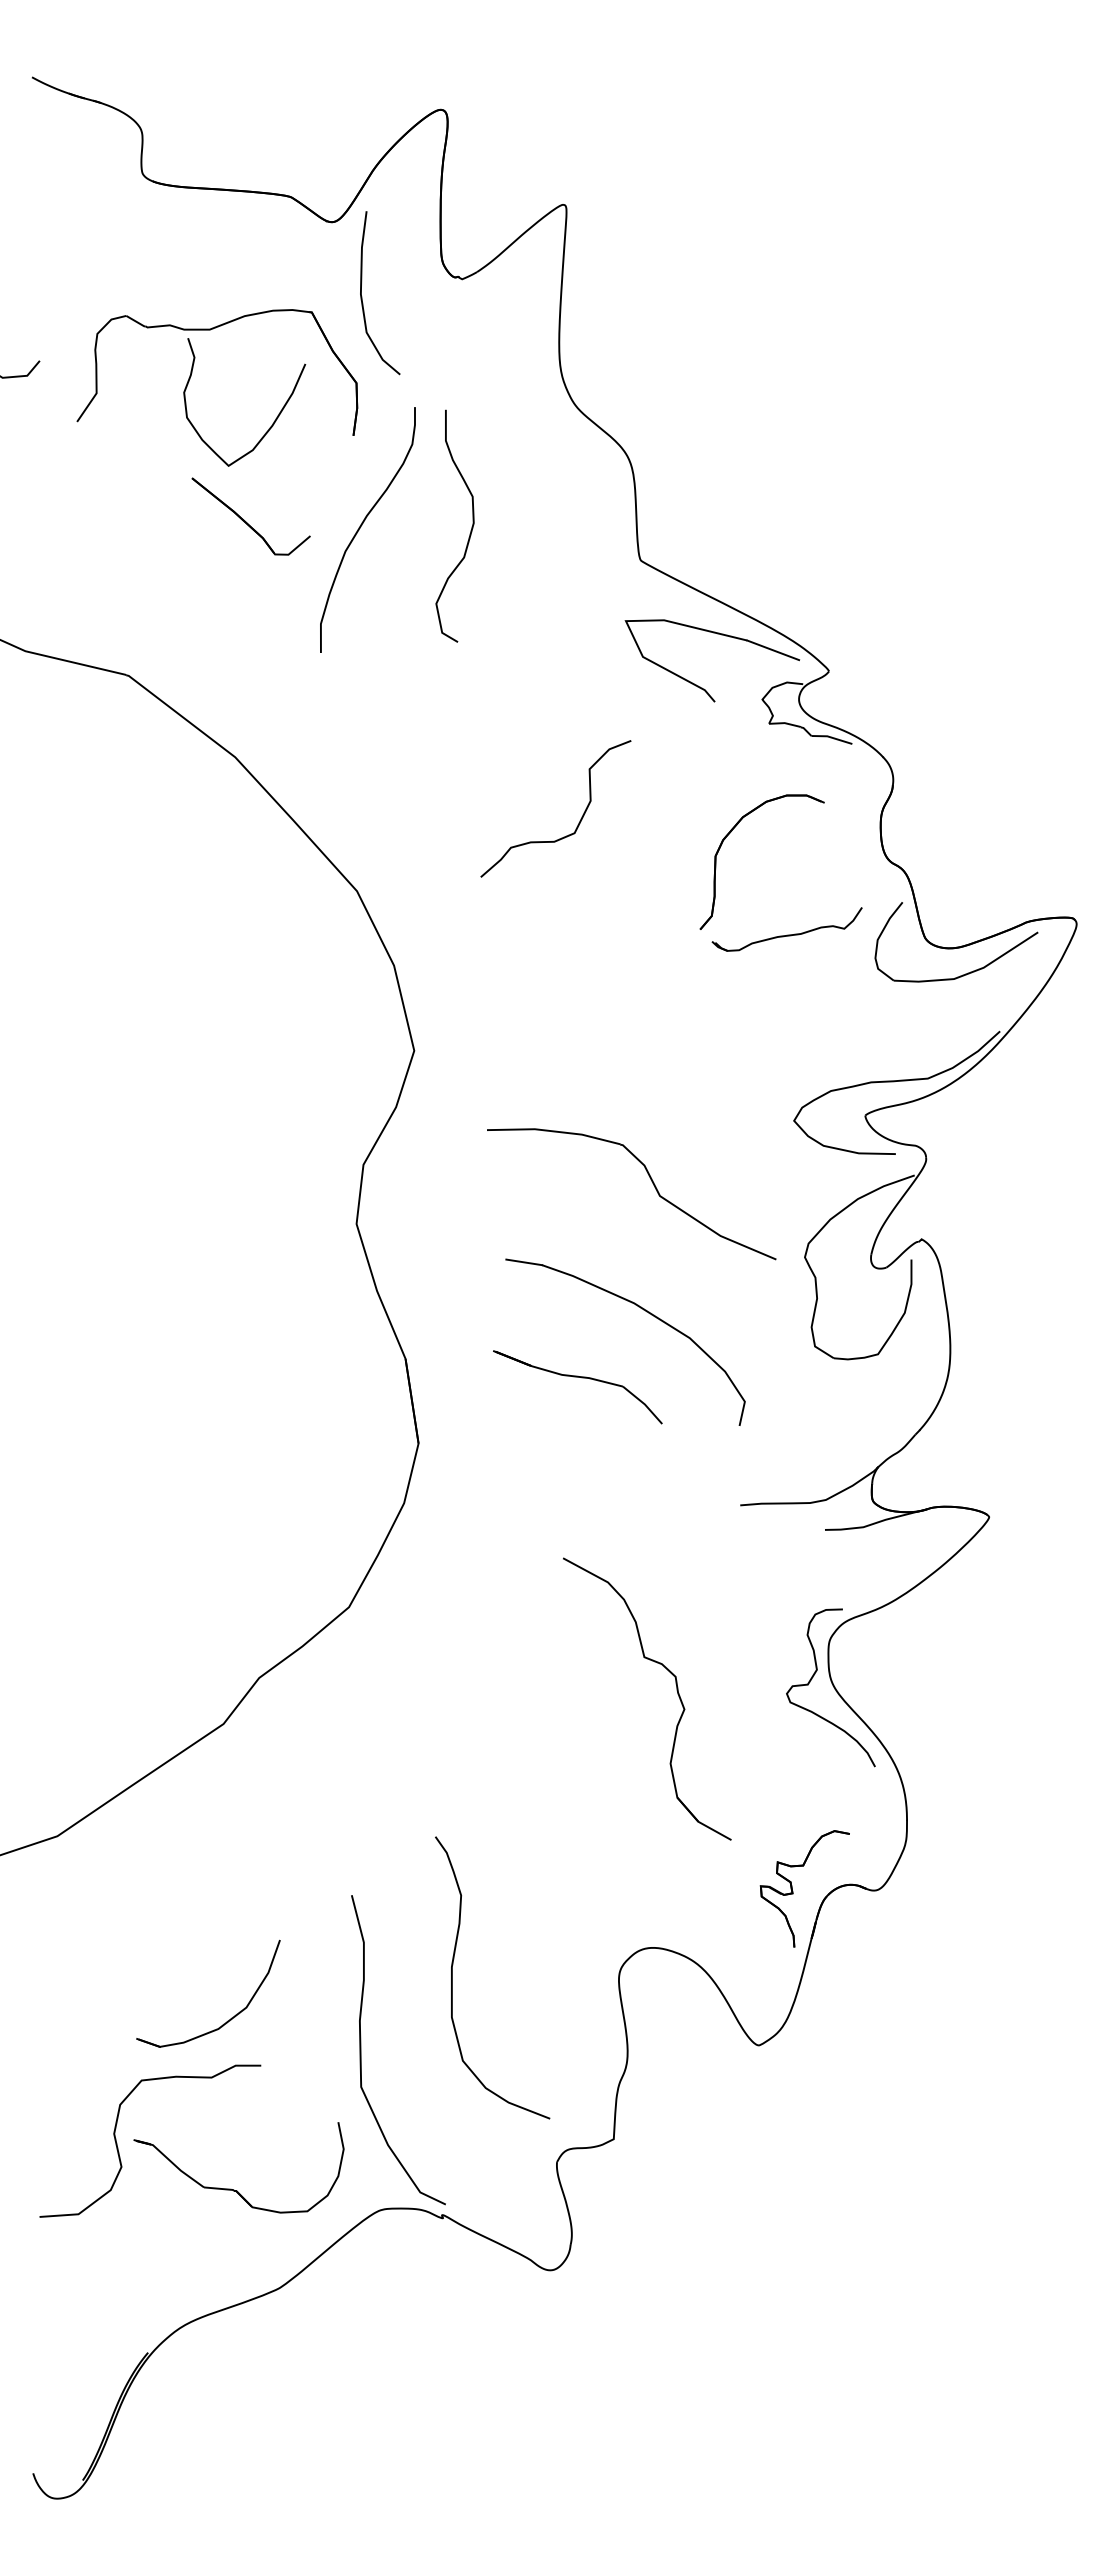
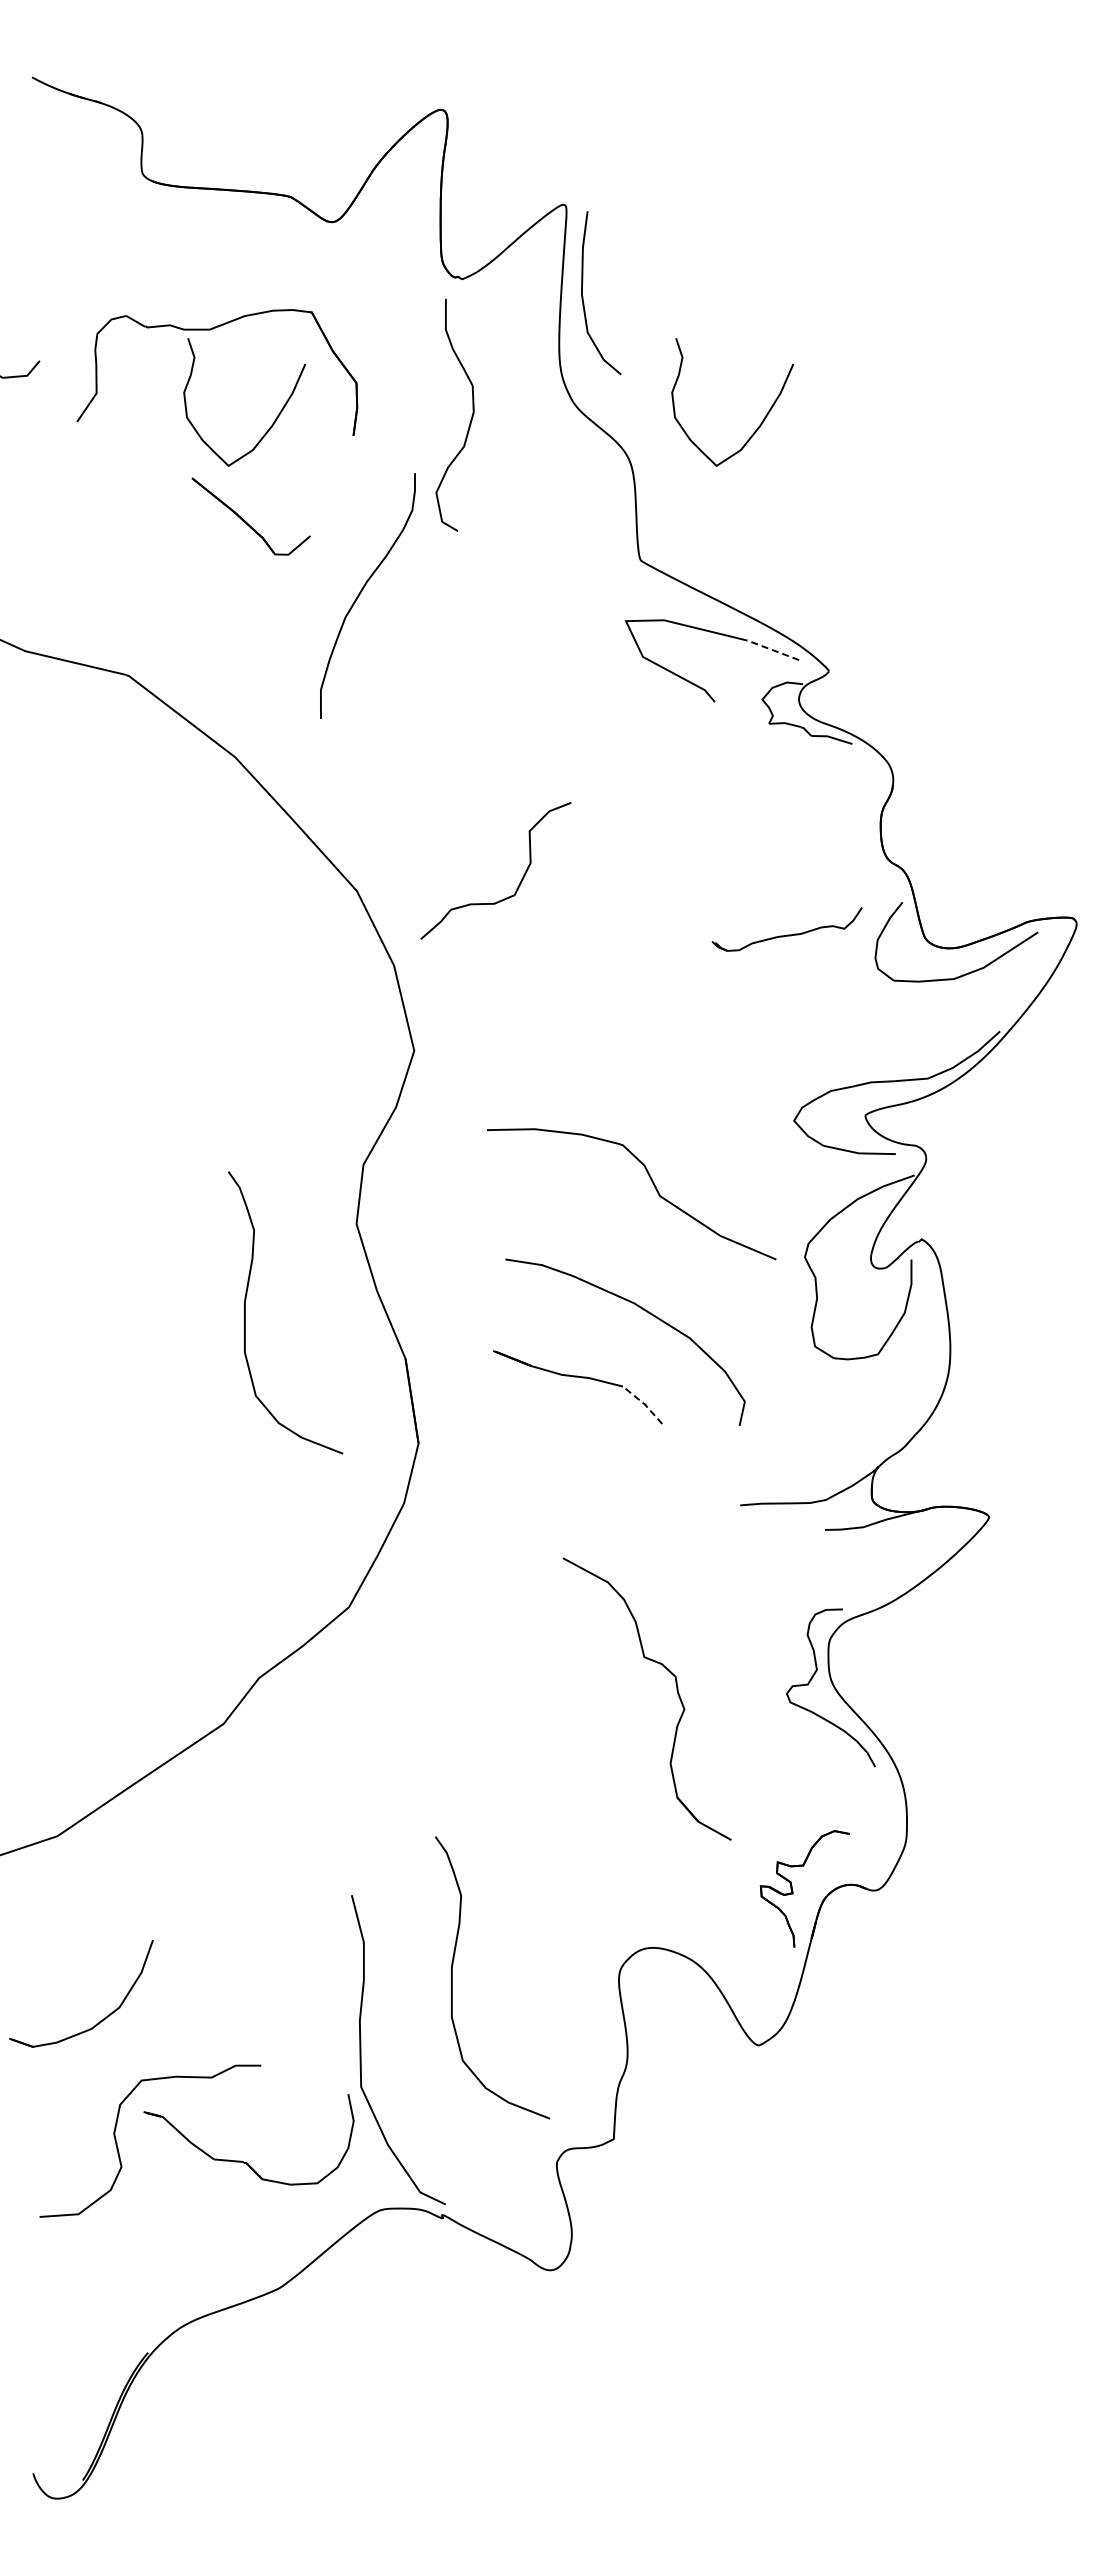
curve position: (362, 296) -> (583, 296) (583, 296)
curve: none -> present (761, 421)
curve position: (362, 525) -> (362, 591) (362, 591)
curve position: (470, 530) -> (470, 419) (470, 419)
line: solid -> dashed (773, 650)
curve position: (579, 820) -> (519, 882) (519, 882)
part: present -> none (731, 832)
curve: none -> present (245, 1312)
line: solid -> dashed (644, 1404)
part position: (227, 2020) -> (100, 2020) (100, 2020)
part position: (231, 2188) -> (241, 2160) (241, 2160)
